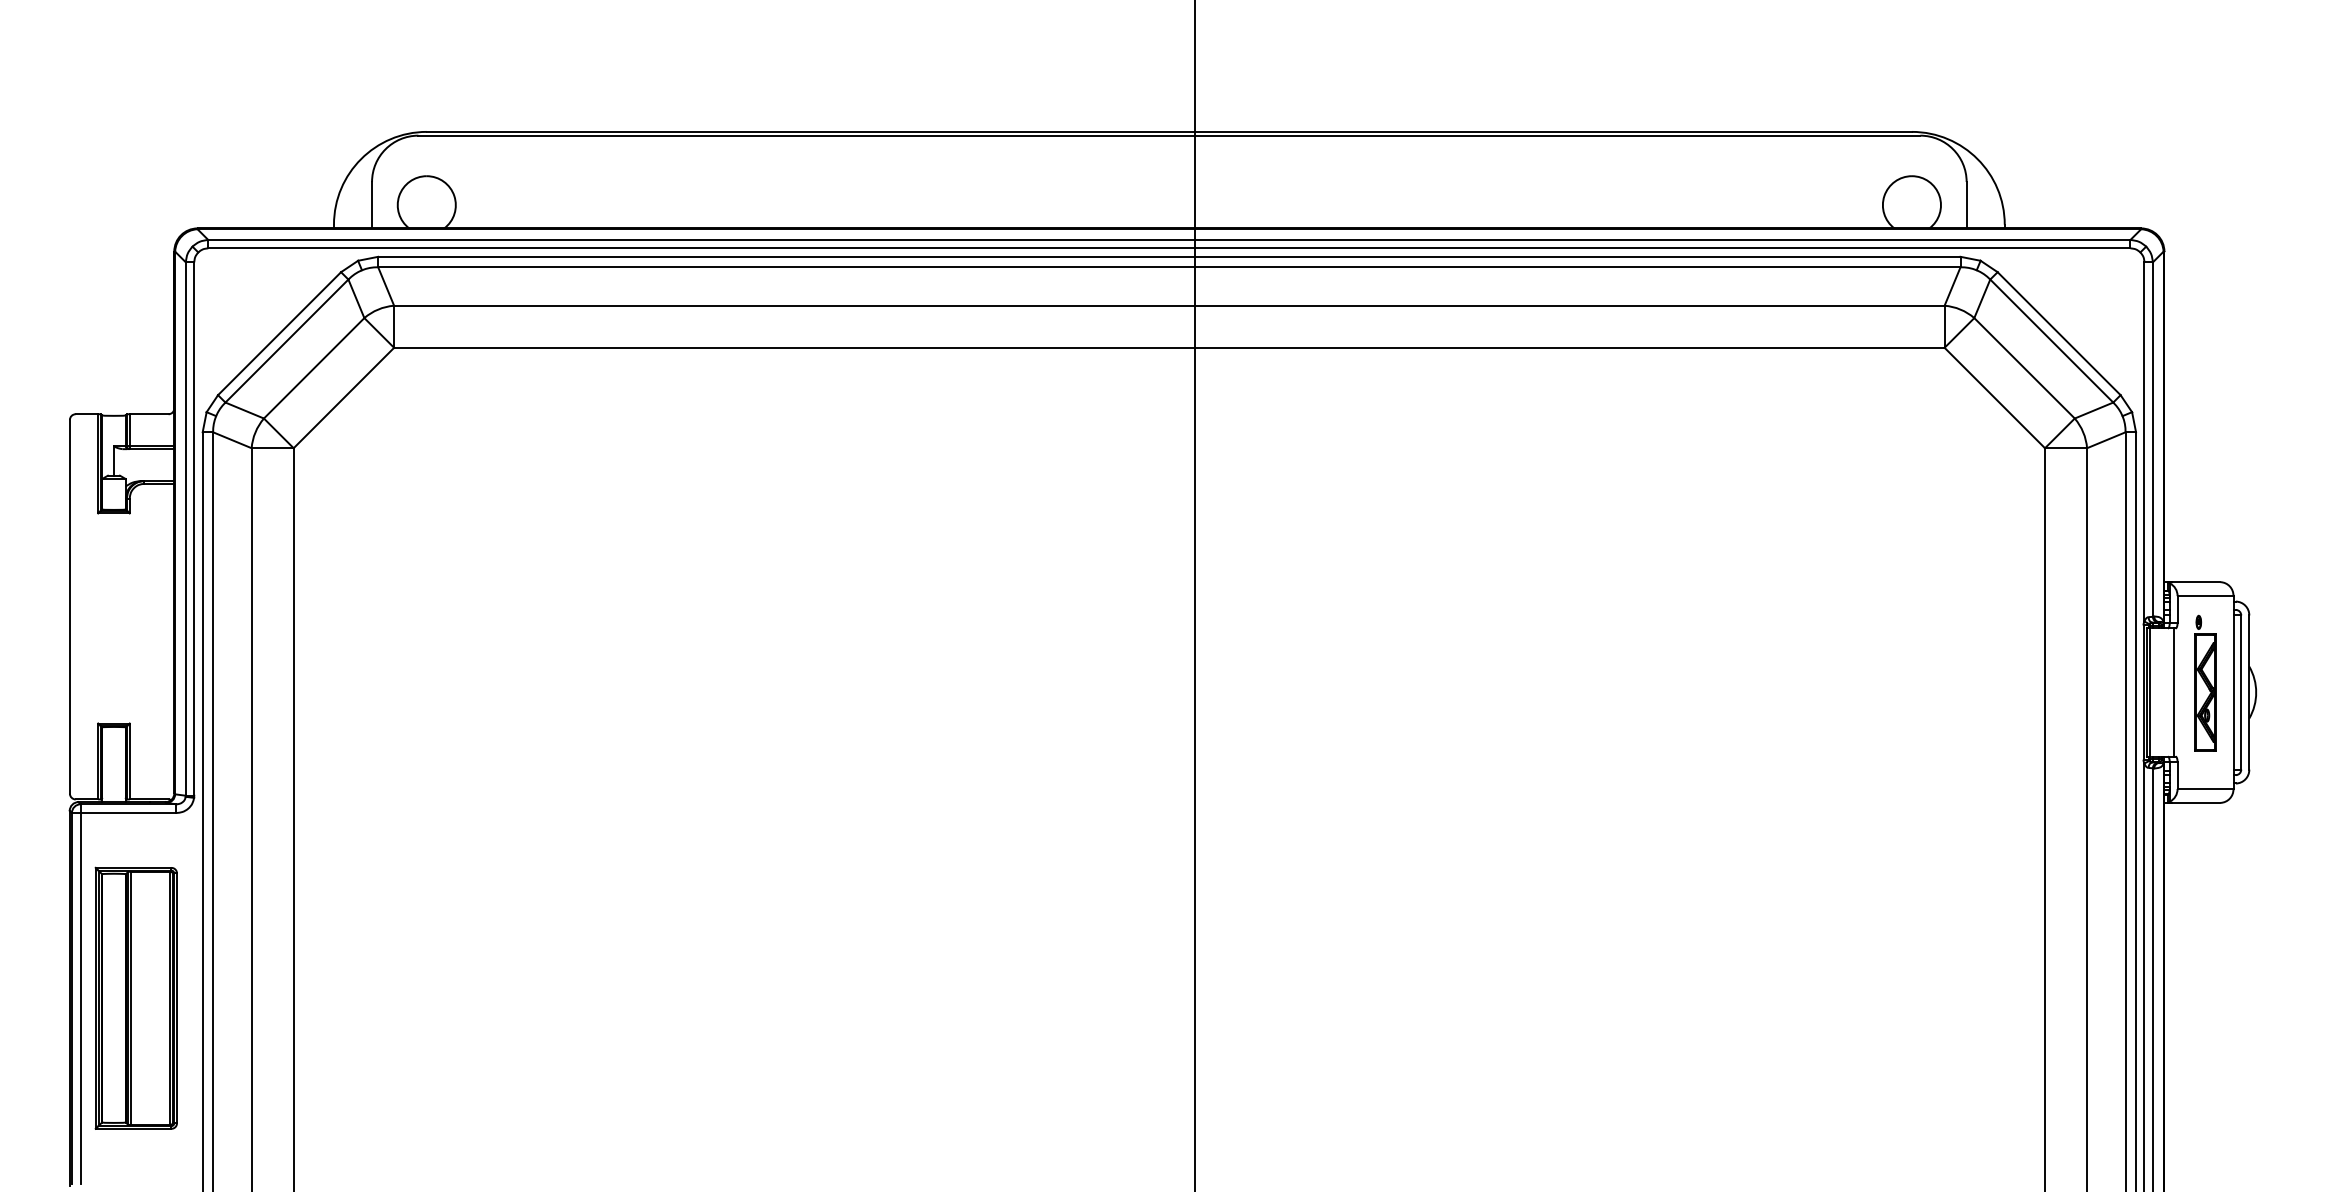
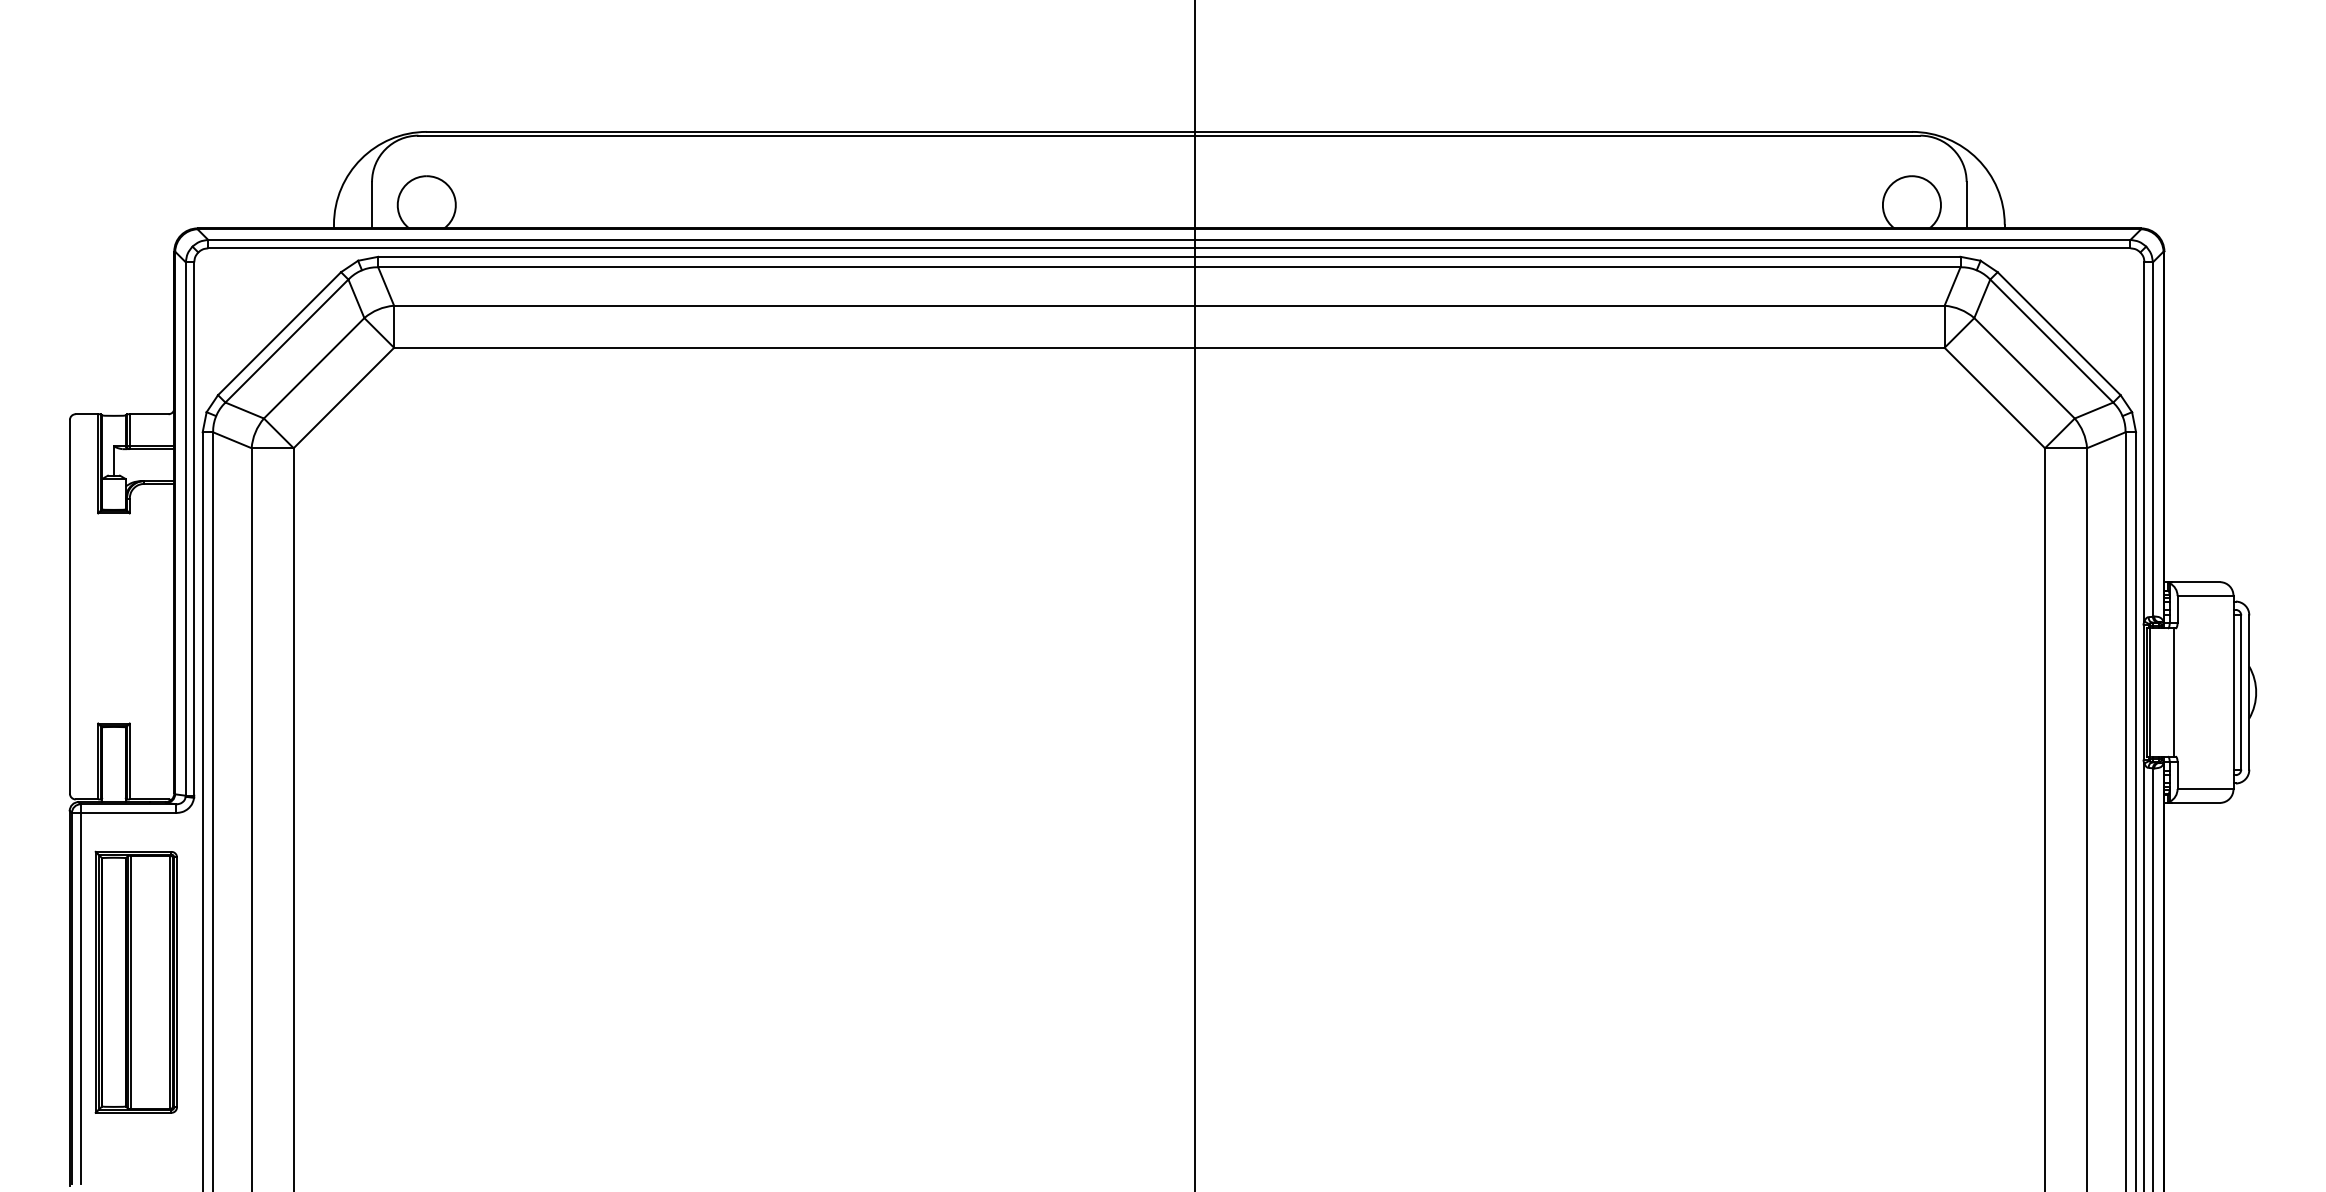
part: present -> none (2205, 682)
part position: (135, 997) -> (135, 981) (135, 981)
